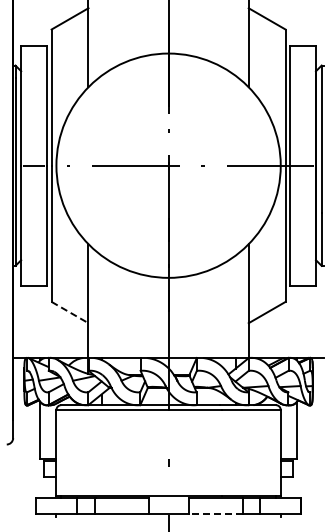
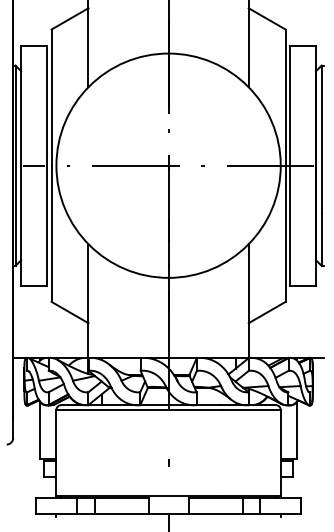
line: dashed -> solid (70, 312)
line: dashed -> solid (215, 514)
